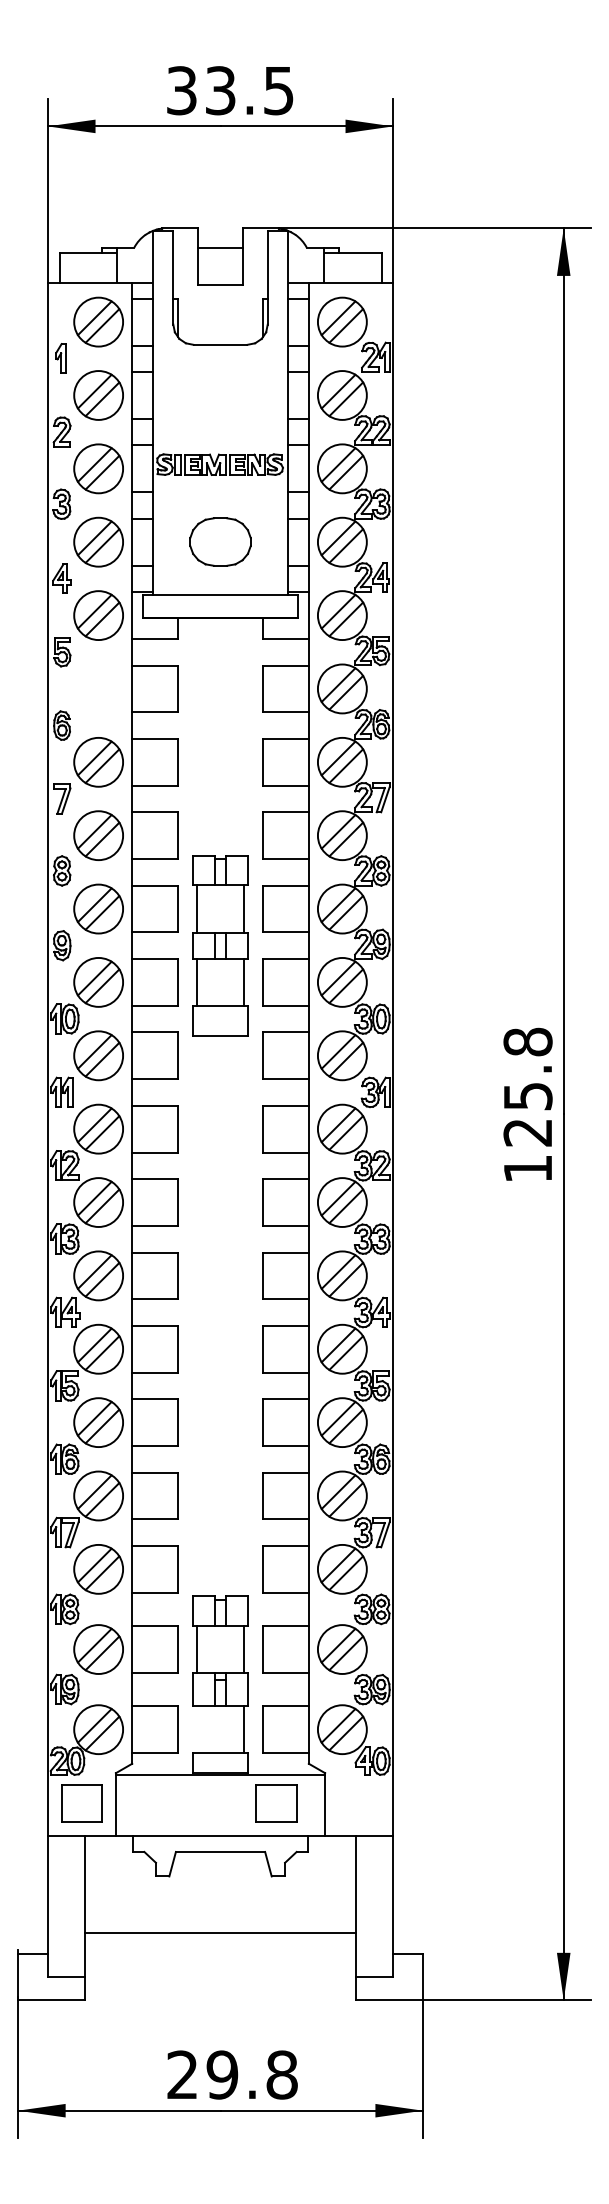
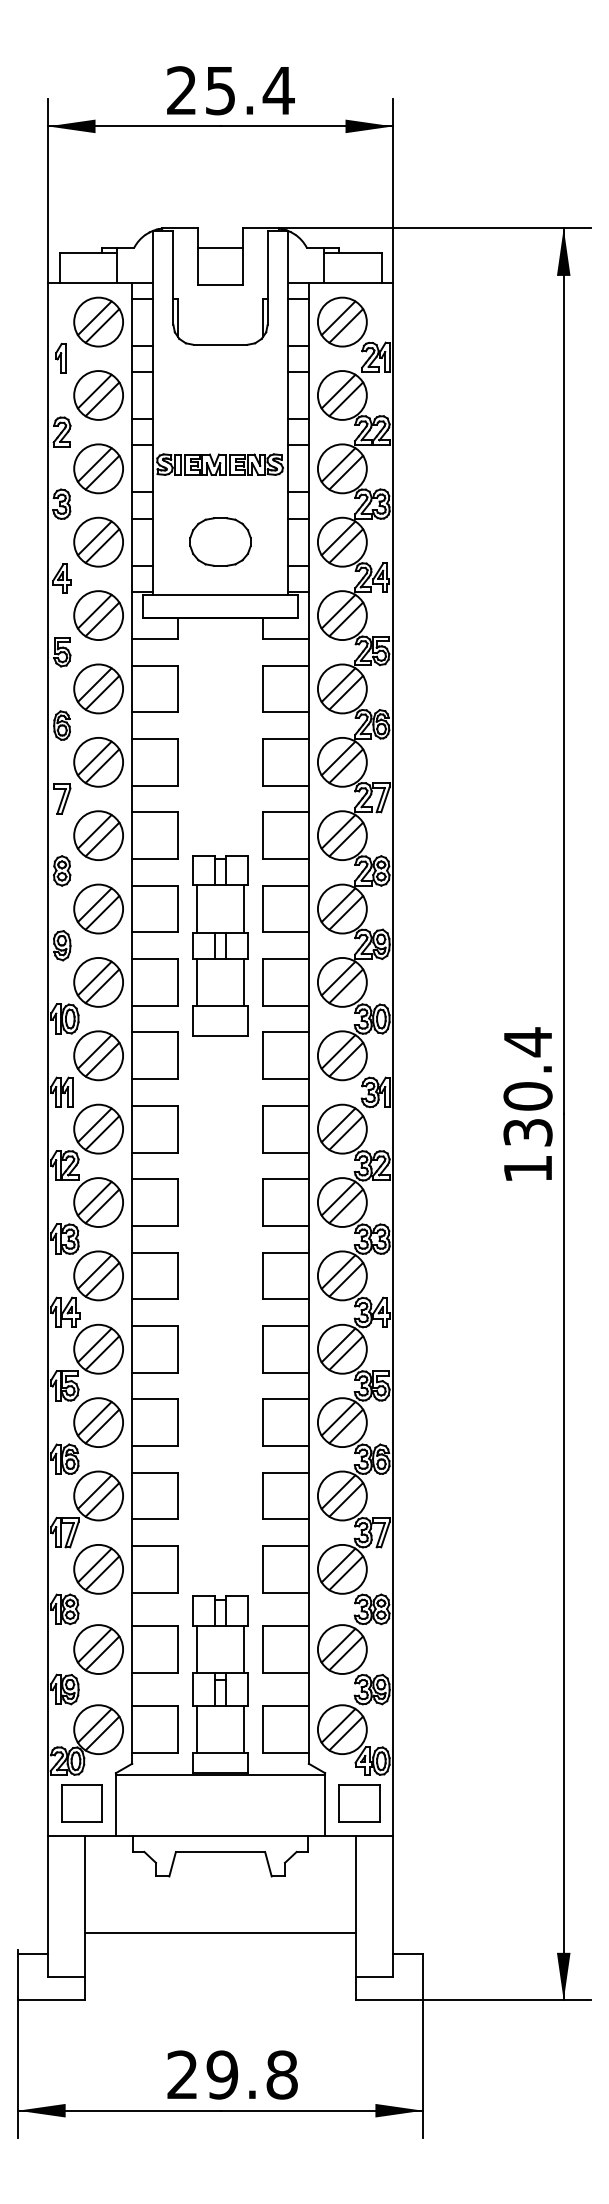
text: 33.5 -> 25.4 (230, 90)
part: none -> present (98, 688)
text: 125.8 -> 130.4 (527, 1086)
line: none -> present (197, 1729)
part position: (276, 1803) -> (359, 1803) (359, 1803)
